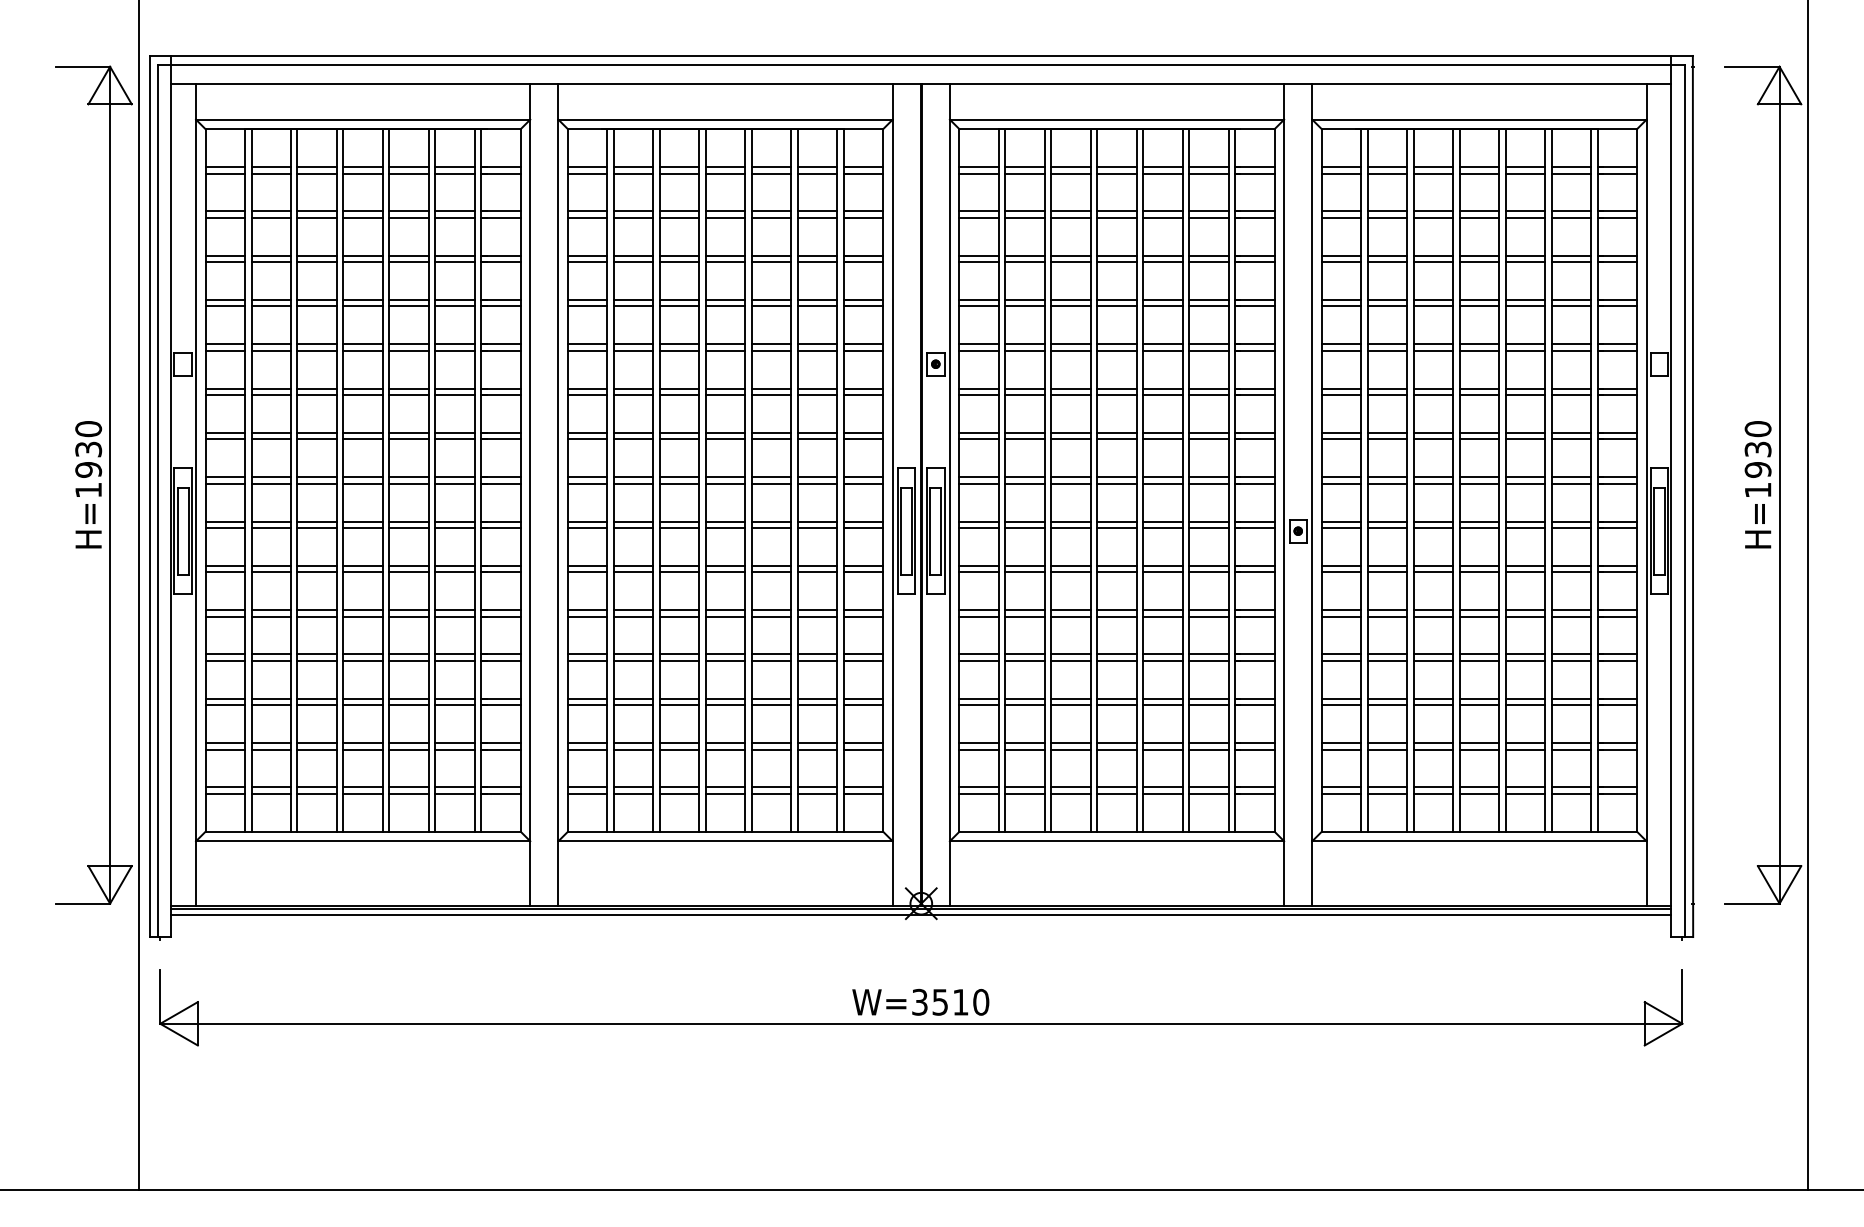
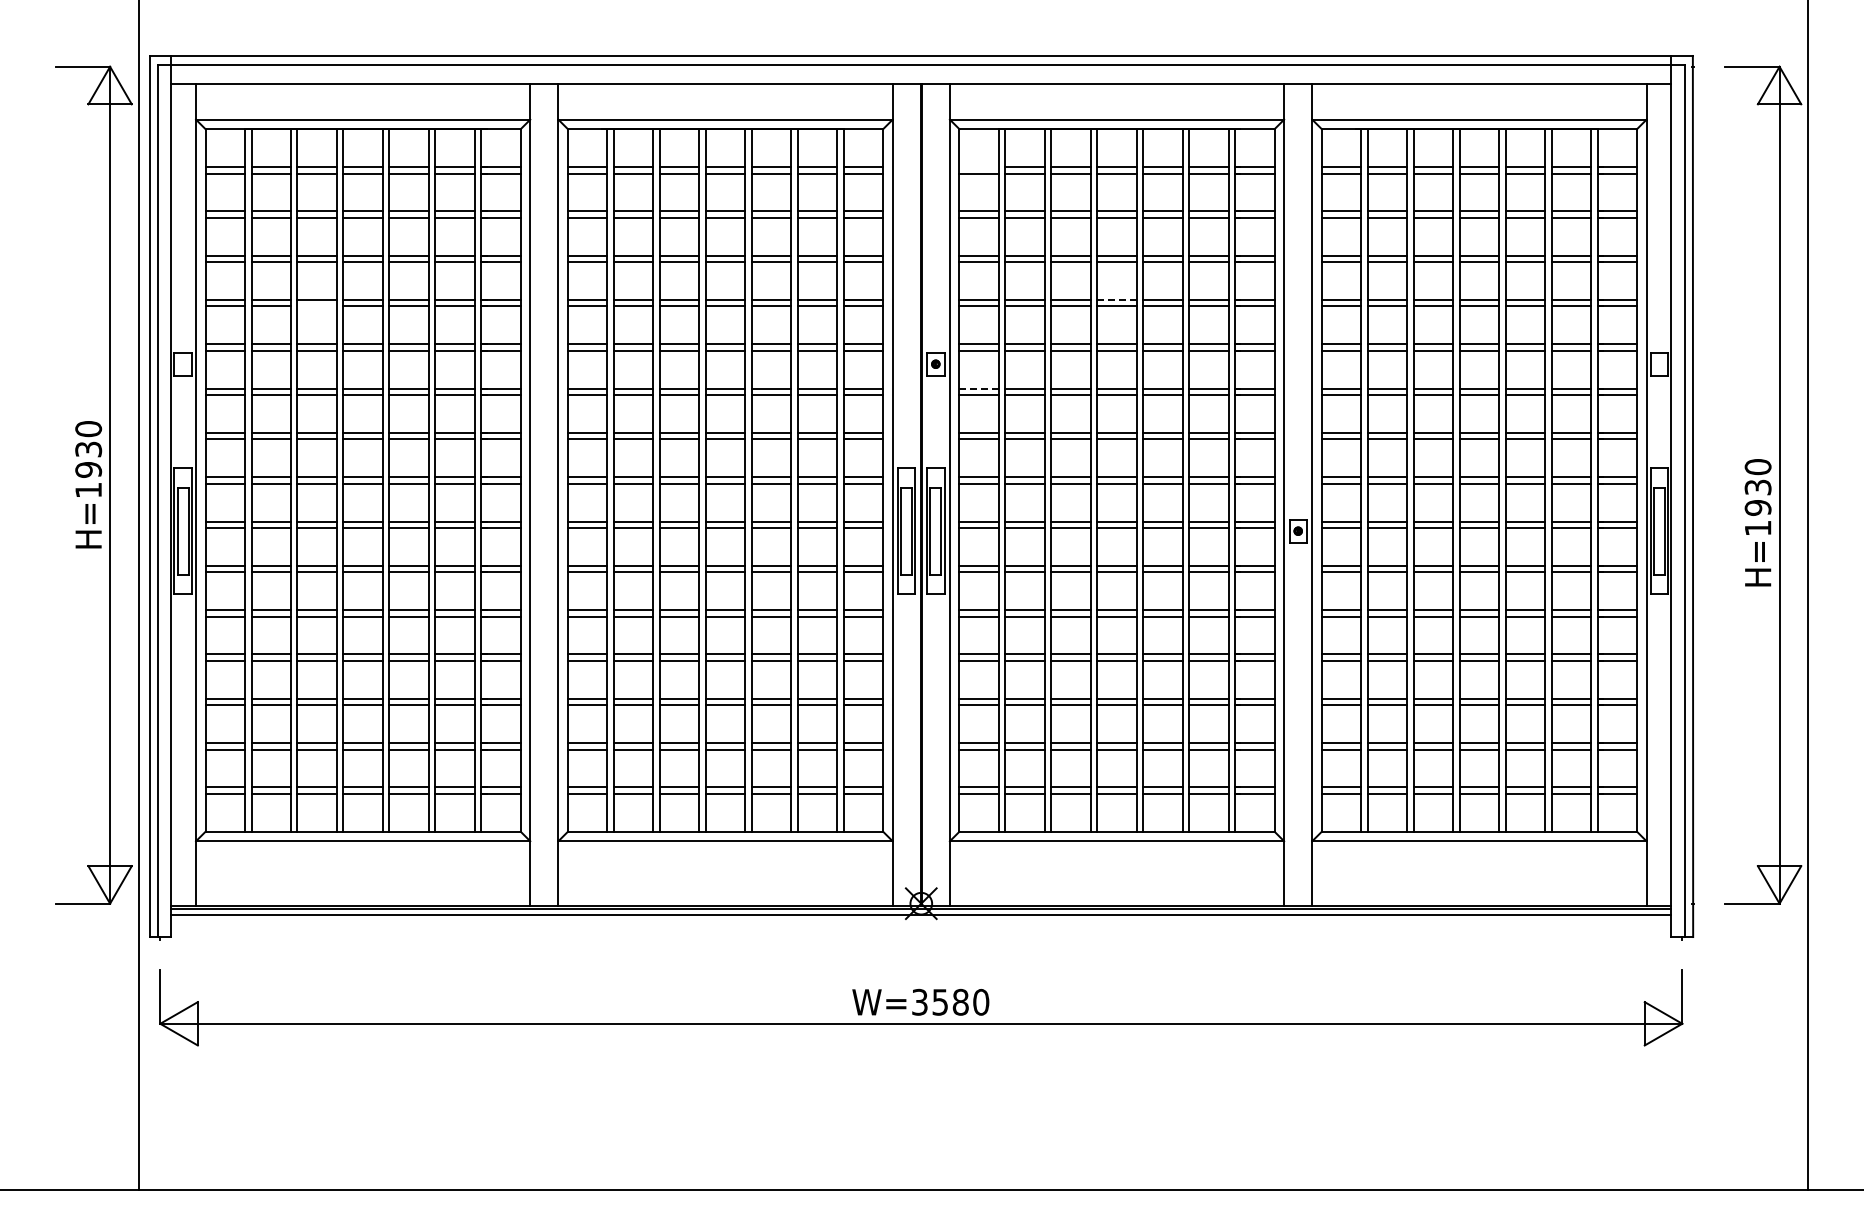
line: present -> none (978, 167)
line: solid -> dashed (1117, 299)
line: present -> none (316, 306)
line: solid -> dashed (979, 388)
text position: (1757, 484) -> (1757, 522) (1757, 522)
text: W=3510 -> W=3580 (960, 1001)
